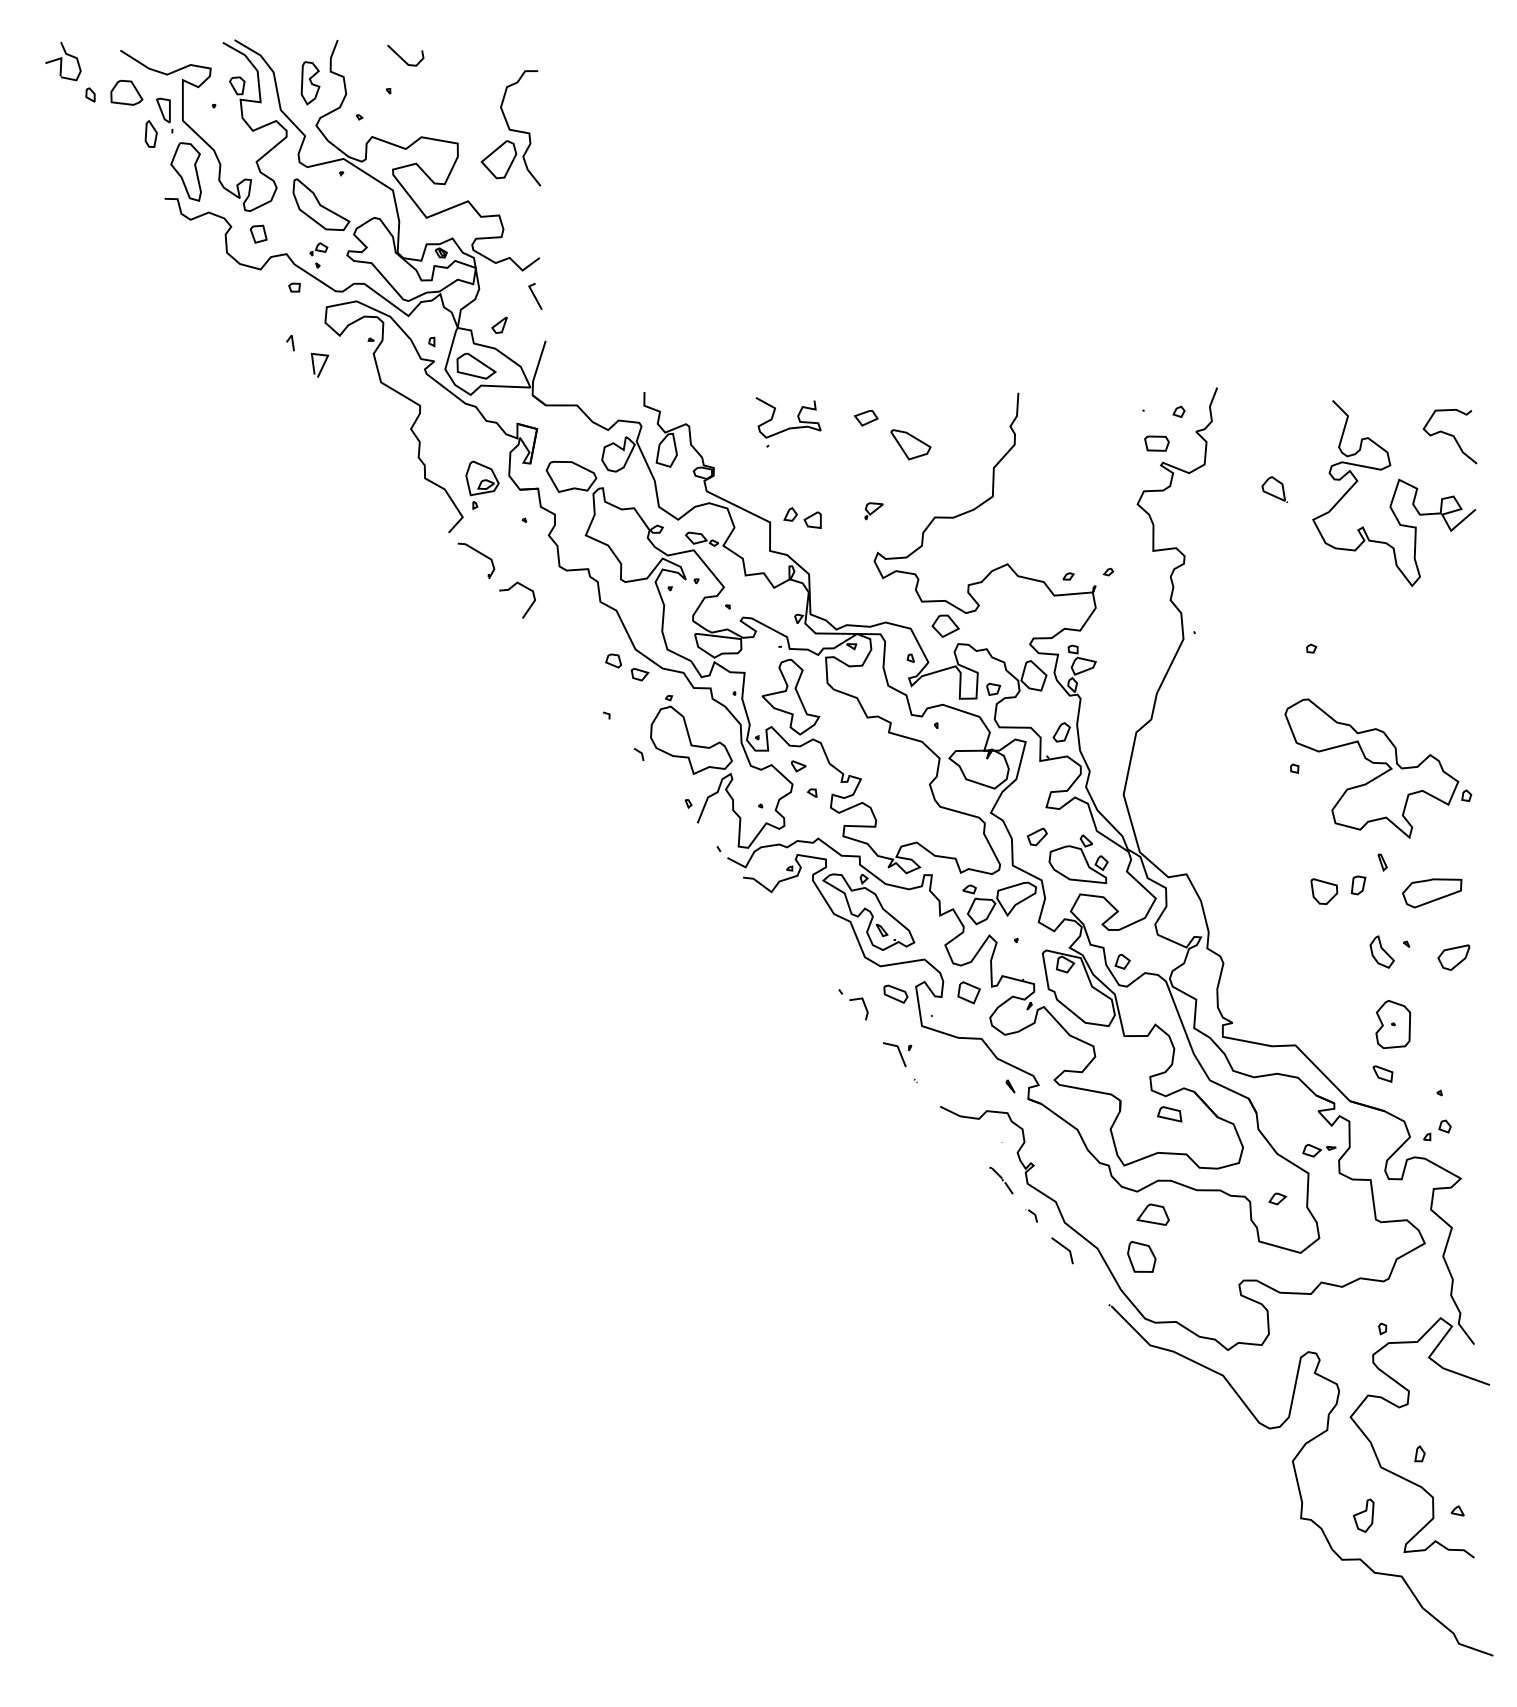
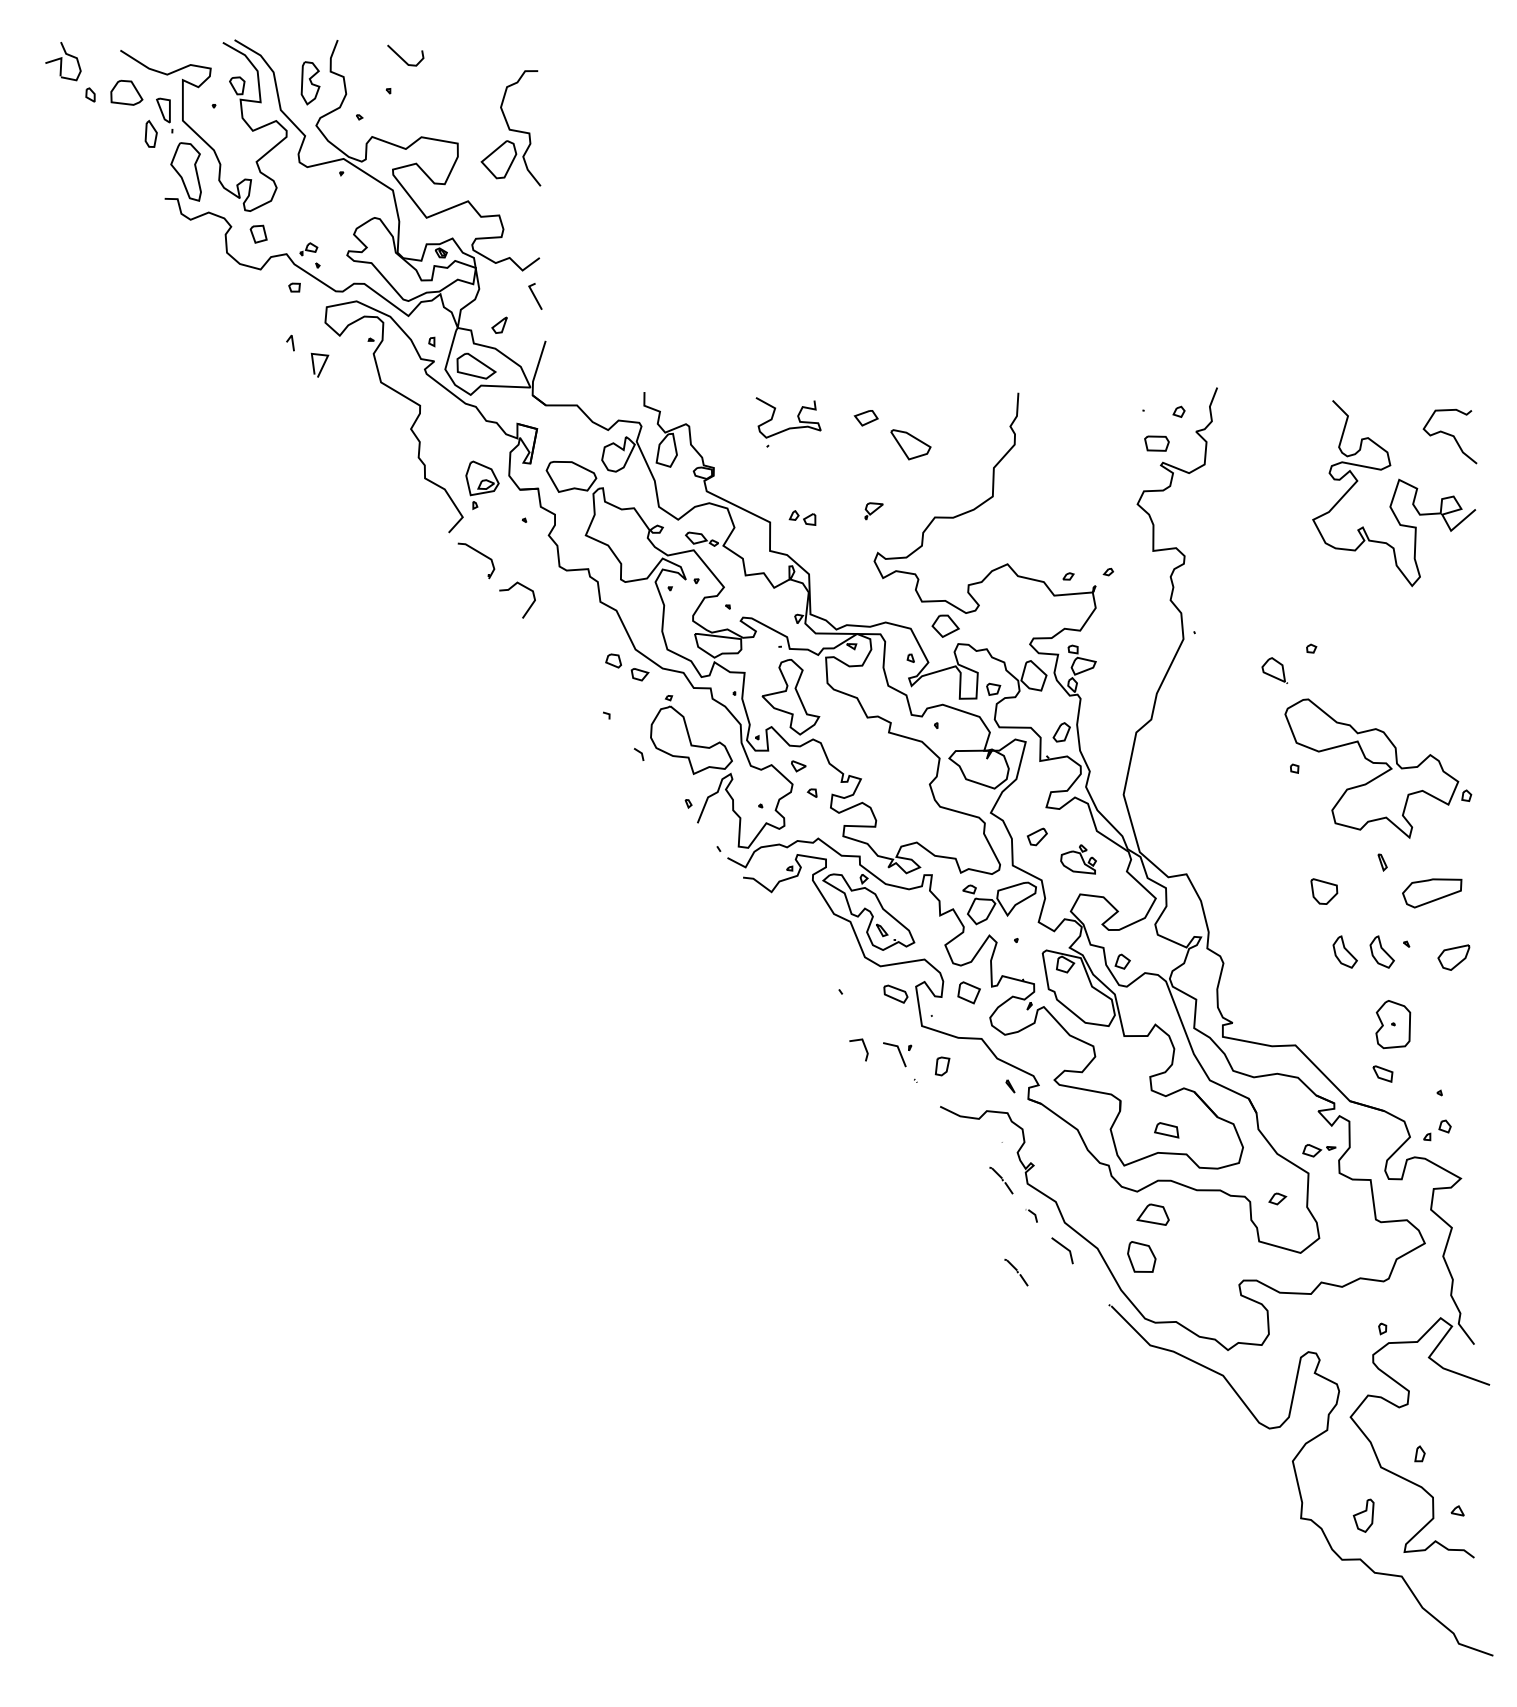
part: present -> none (321, 204)
part position: (318, 249) -> (308, 249) (308, 249)
part position: (1274, 489) -> (1274, 670) (1274, 670)
part size: 39x22 px -> 29x16 px (802, 517)
part size: 61x51 px -> 37x31 px (1078, 859)
part position: (1358, 885) -> (942, 1066) (942, 1066)
part: none -> present (1344, 951)
line position: (864, 1007) -> (864, 1048) (864, 1048)
part position: (1169, 1114) -> (1166, 1130) (1166, 1130)
part: none -> present (1016, 1272)
